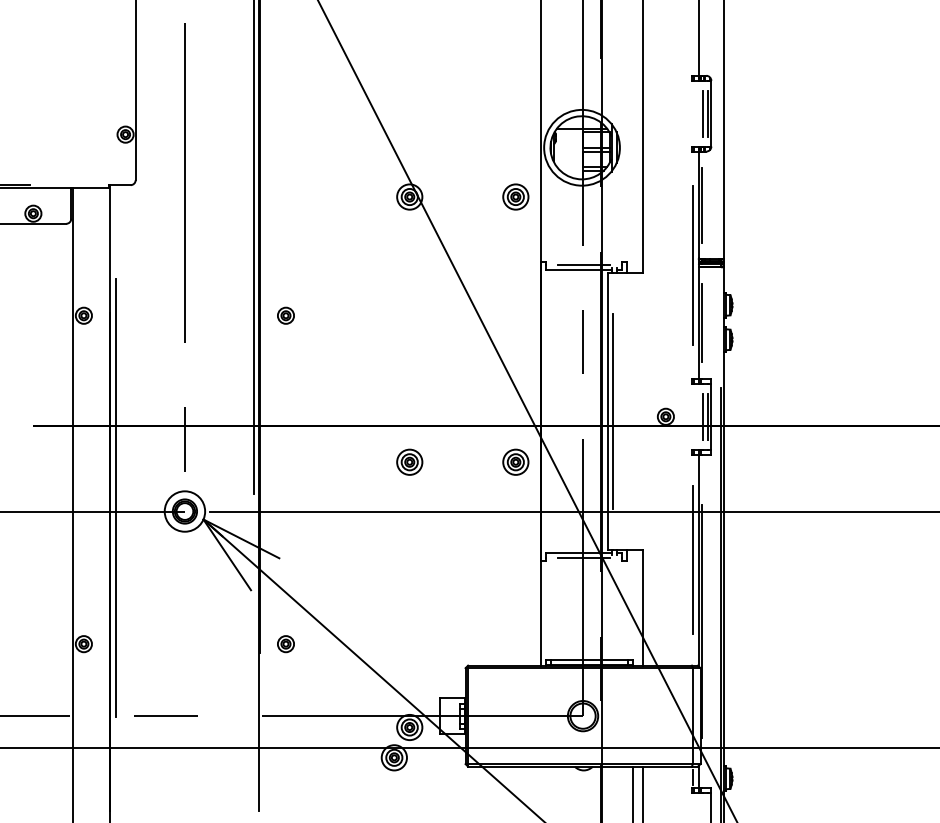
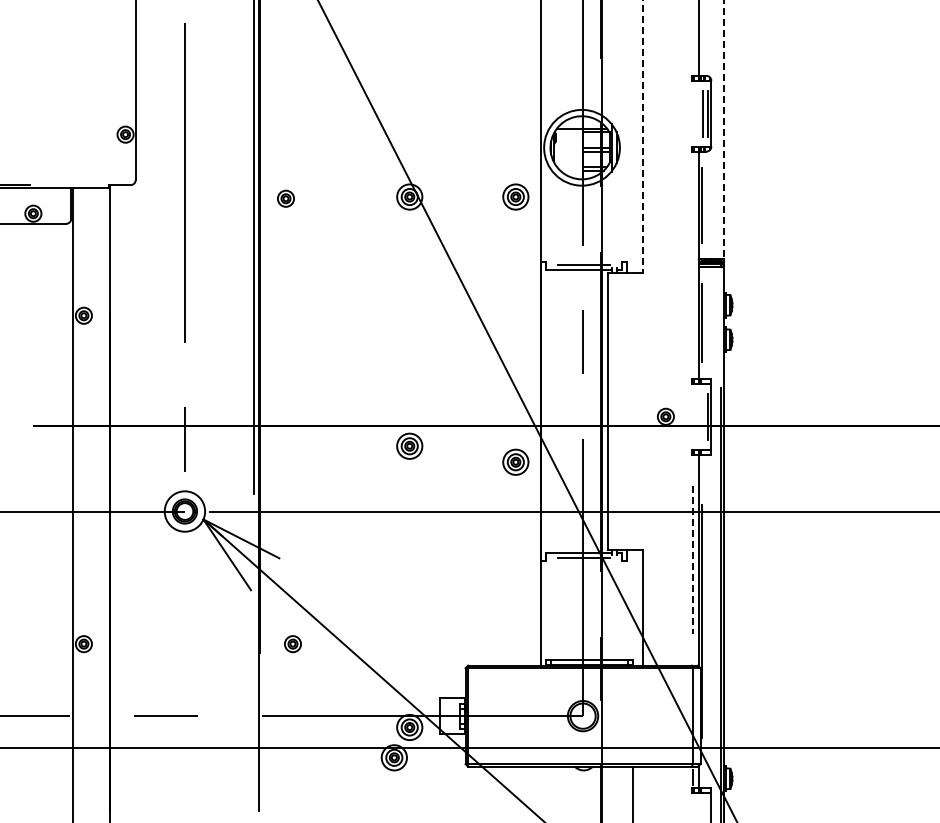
line: solid -> dashed (724, 129)
line: solid -> dashed (643, 136)
line: present -> none (693, 264)
part position: (285, 315) -> (285, 198) (285, 198)
line: present -> none (613, 411)
line: present -> none (703, 416)
part position: (409, 461) -> (409, 445) (409, 445)
line: present -> none (115, 498)
line: solid -> dashed (693, 560)
part position: (285, 644) -> (292, 644) (292, 644)
line: present -> none (643, 792)
